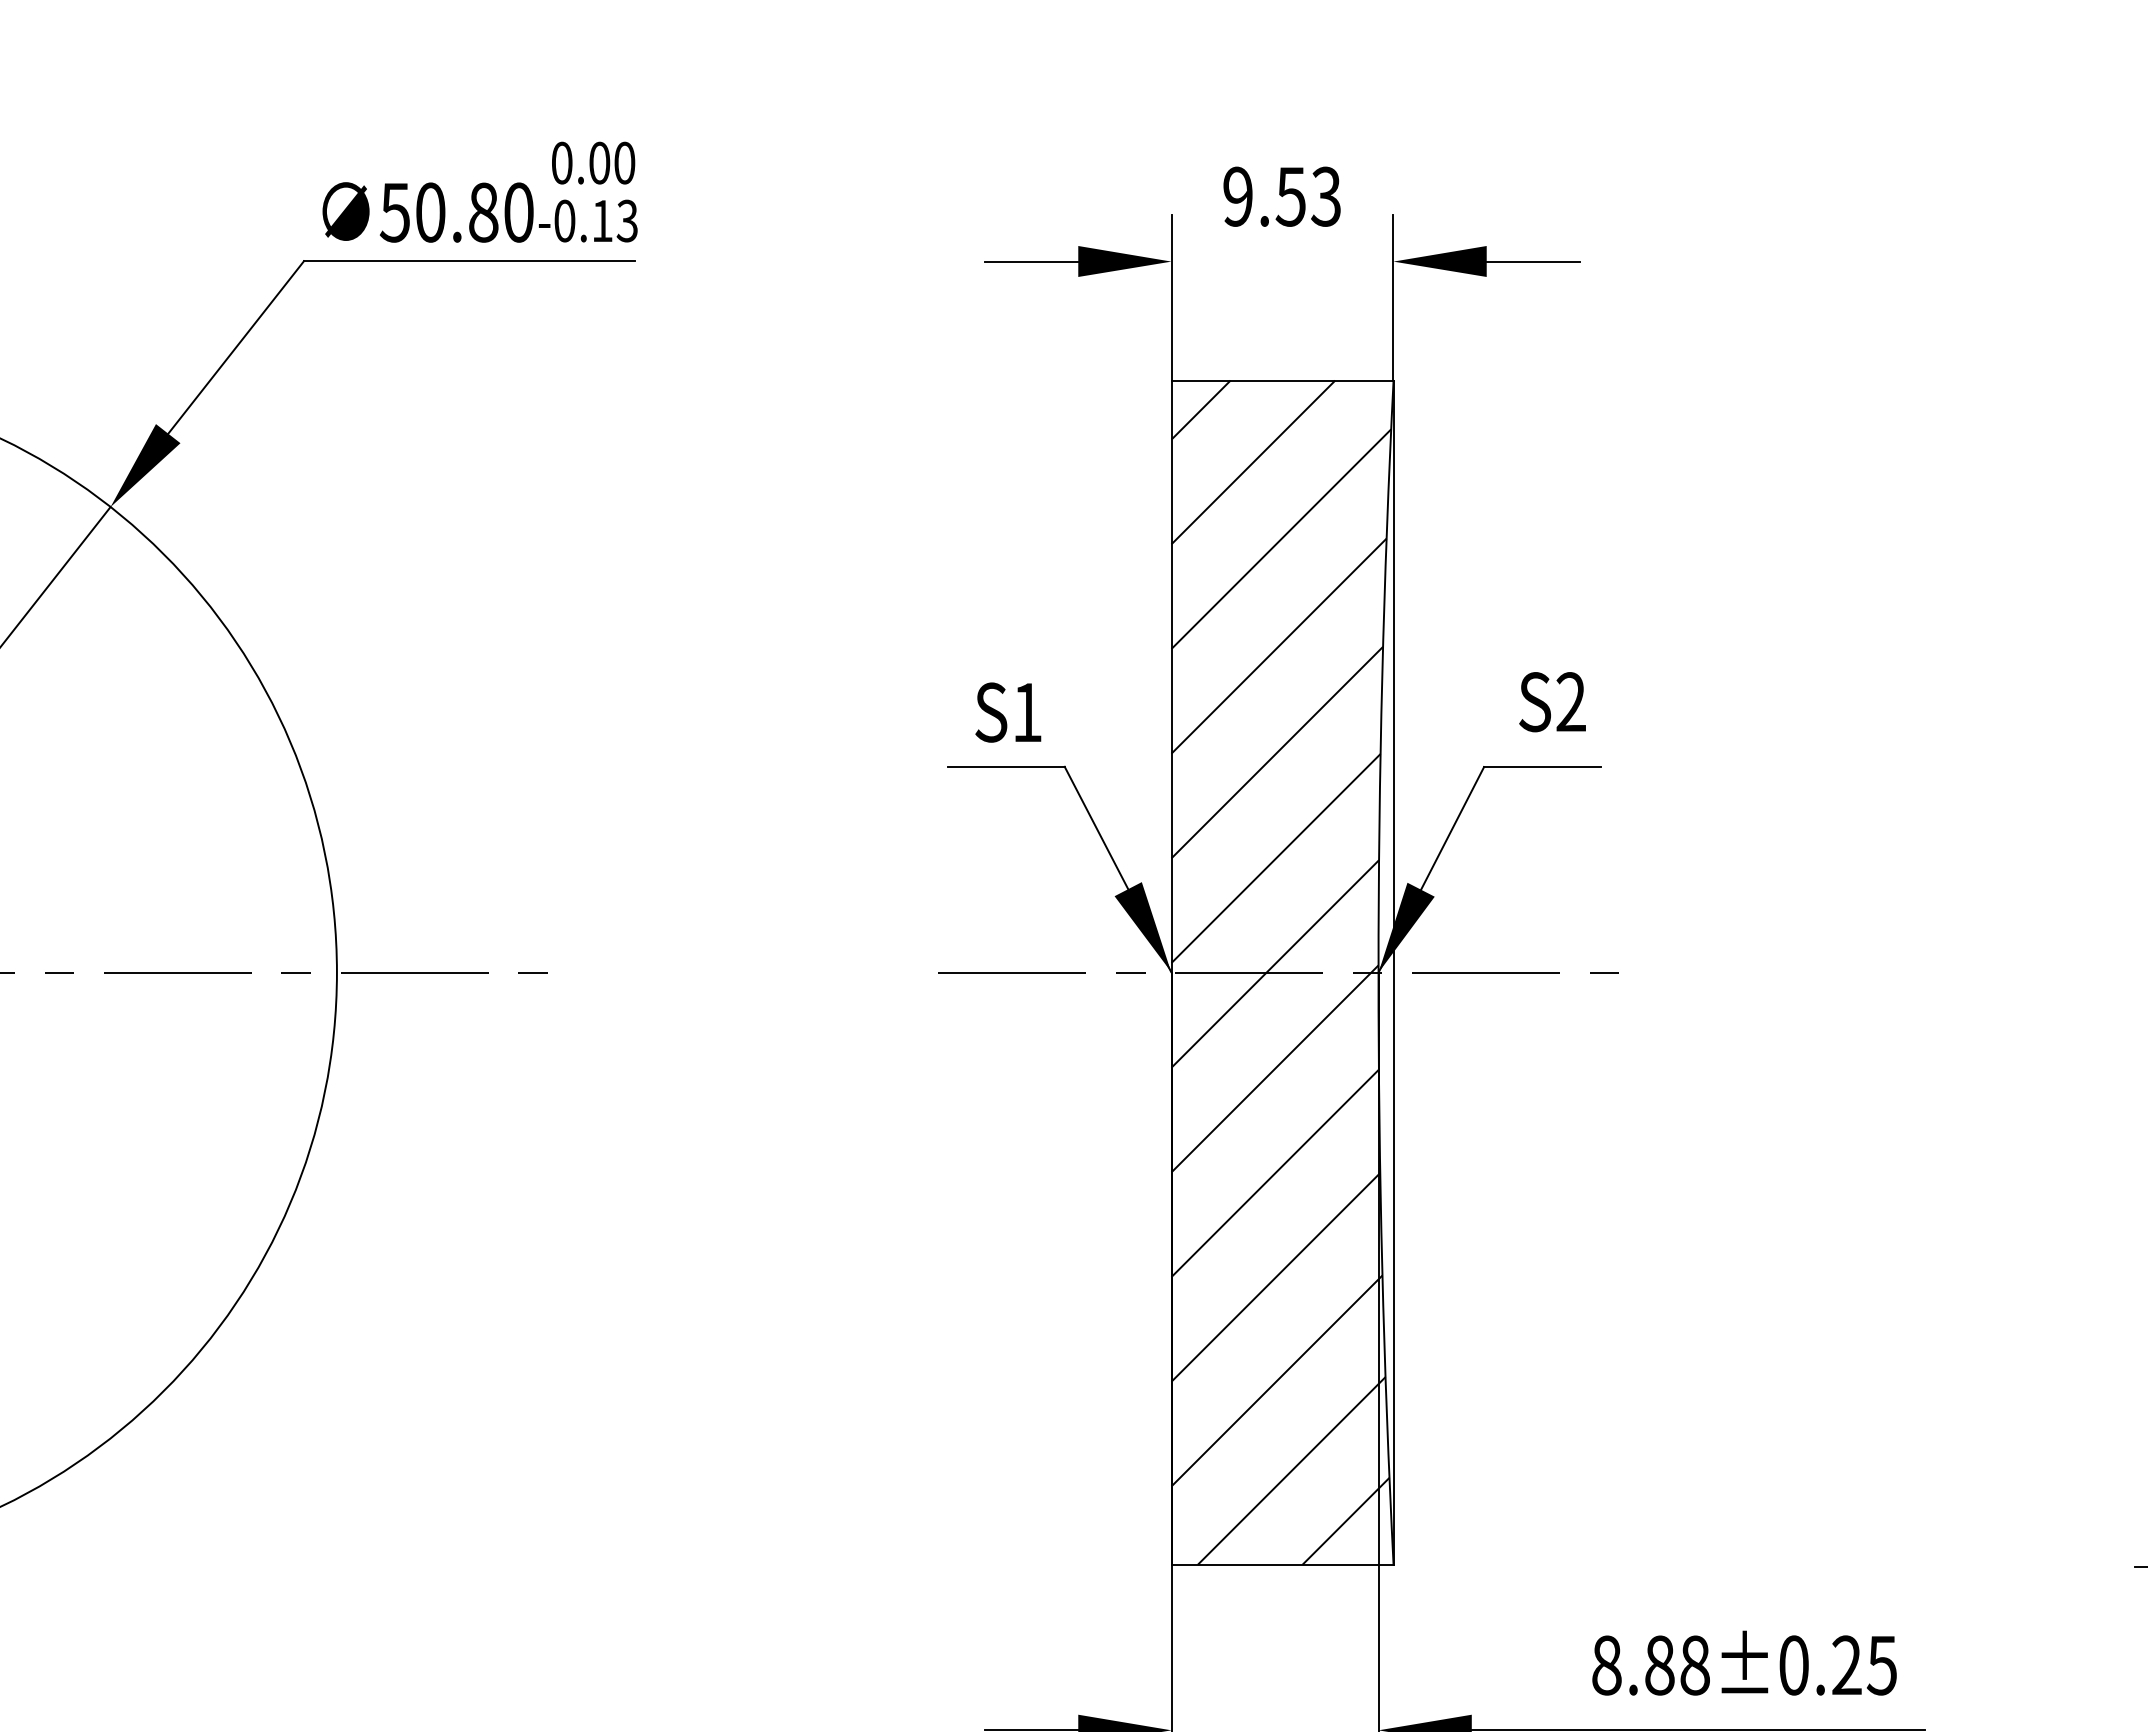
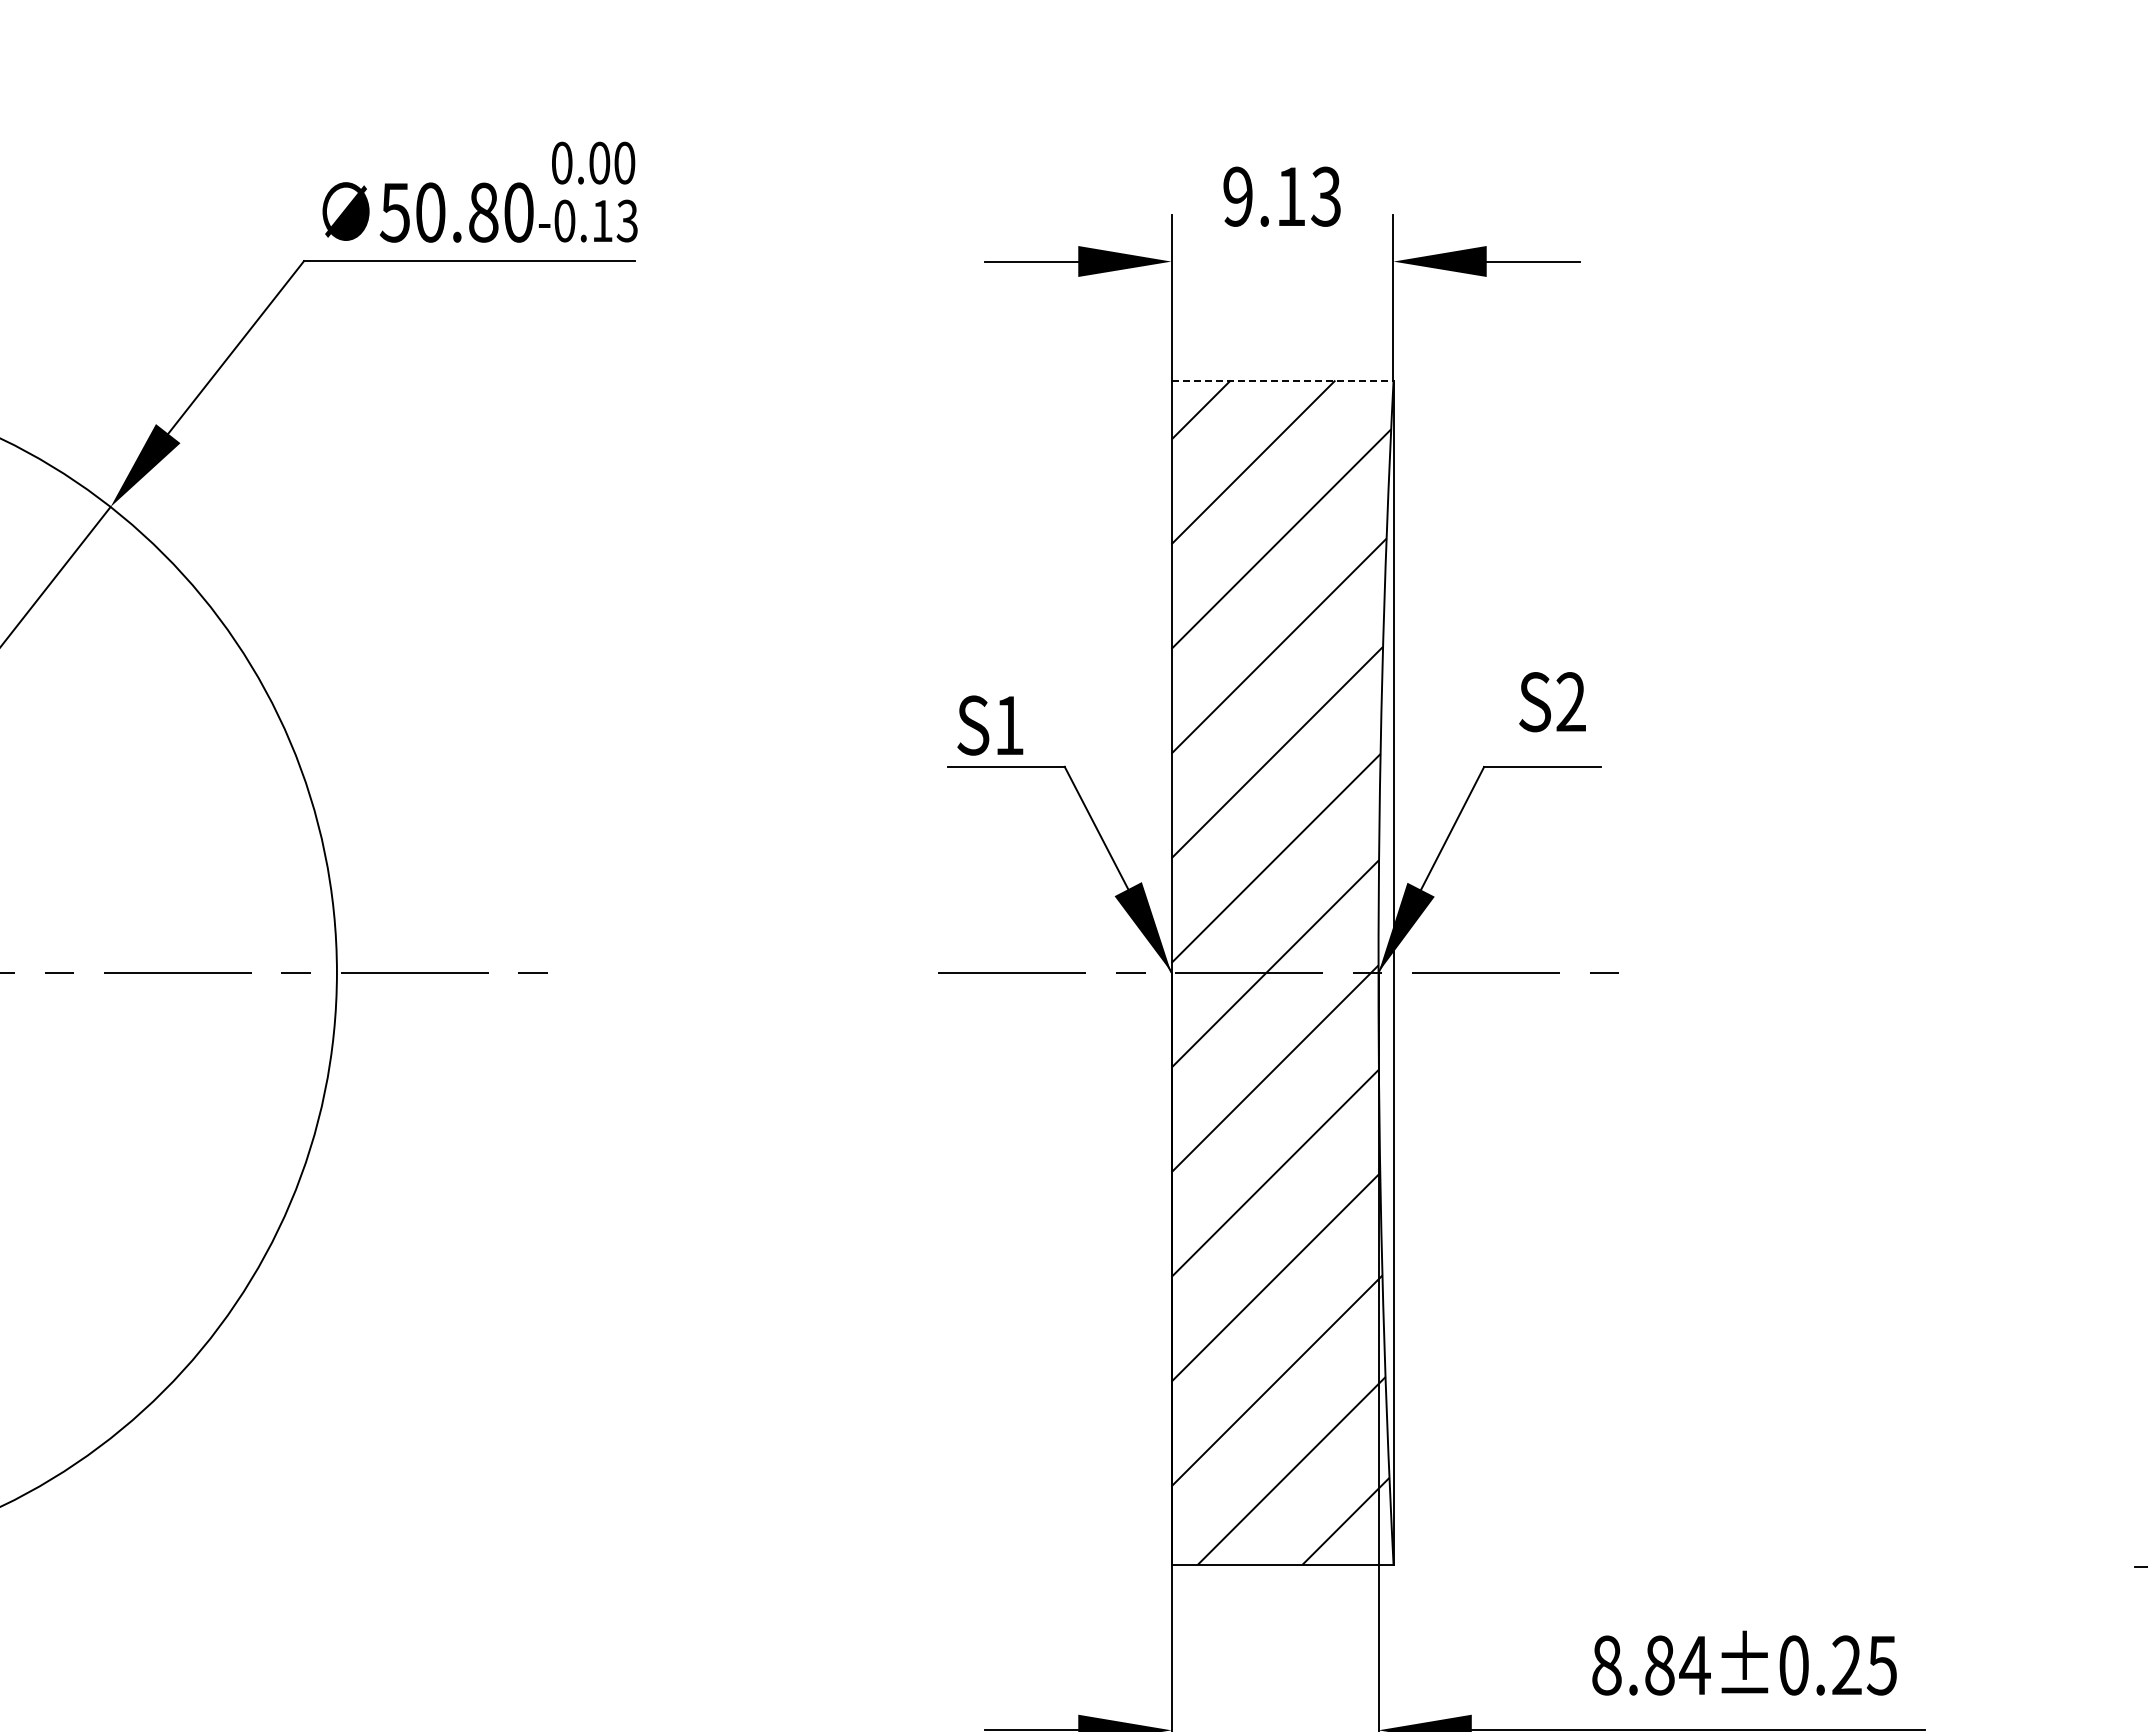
text: 9.53 -> 9.13 (1290, 196)
line: solid -> dashed (1283, 380)
text position: (1008, 712) -> (990, 725) (990, 725)
text: 8.88±0.25 -> 8.84±0.25 (1694, 1665)
